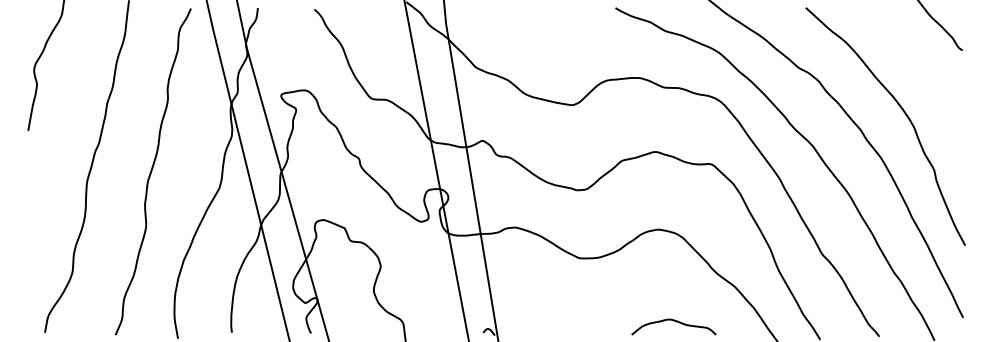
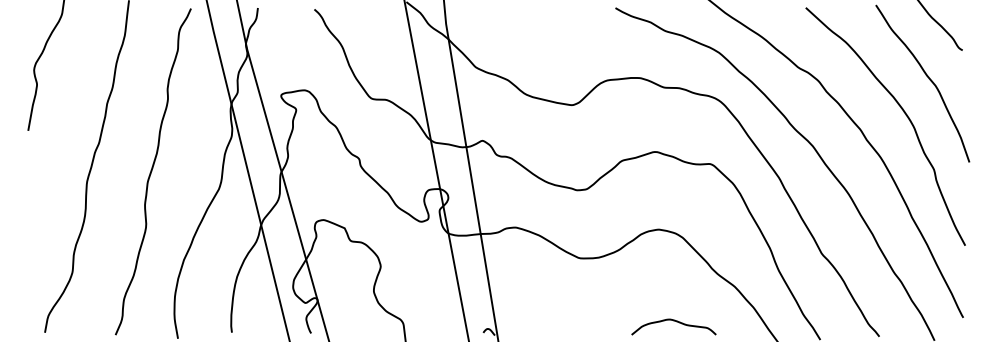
curve: none -> present (929, 80)
